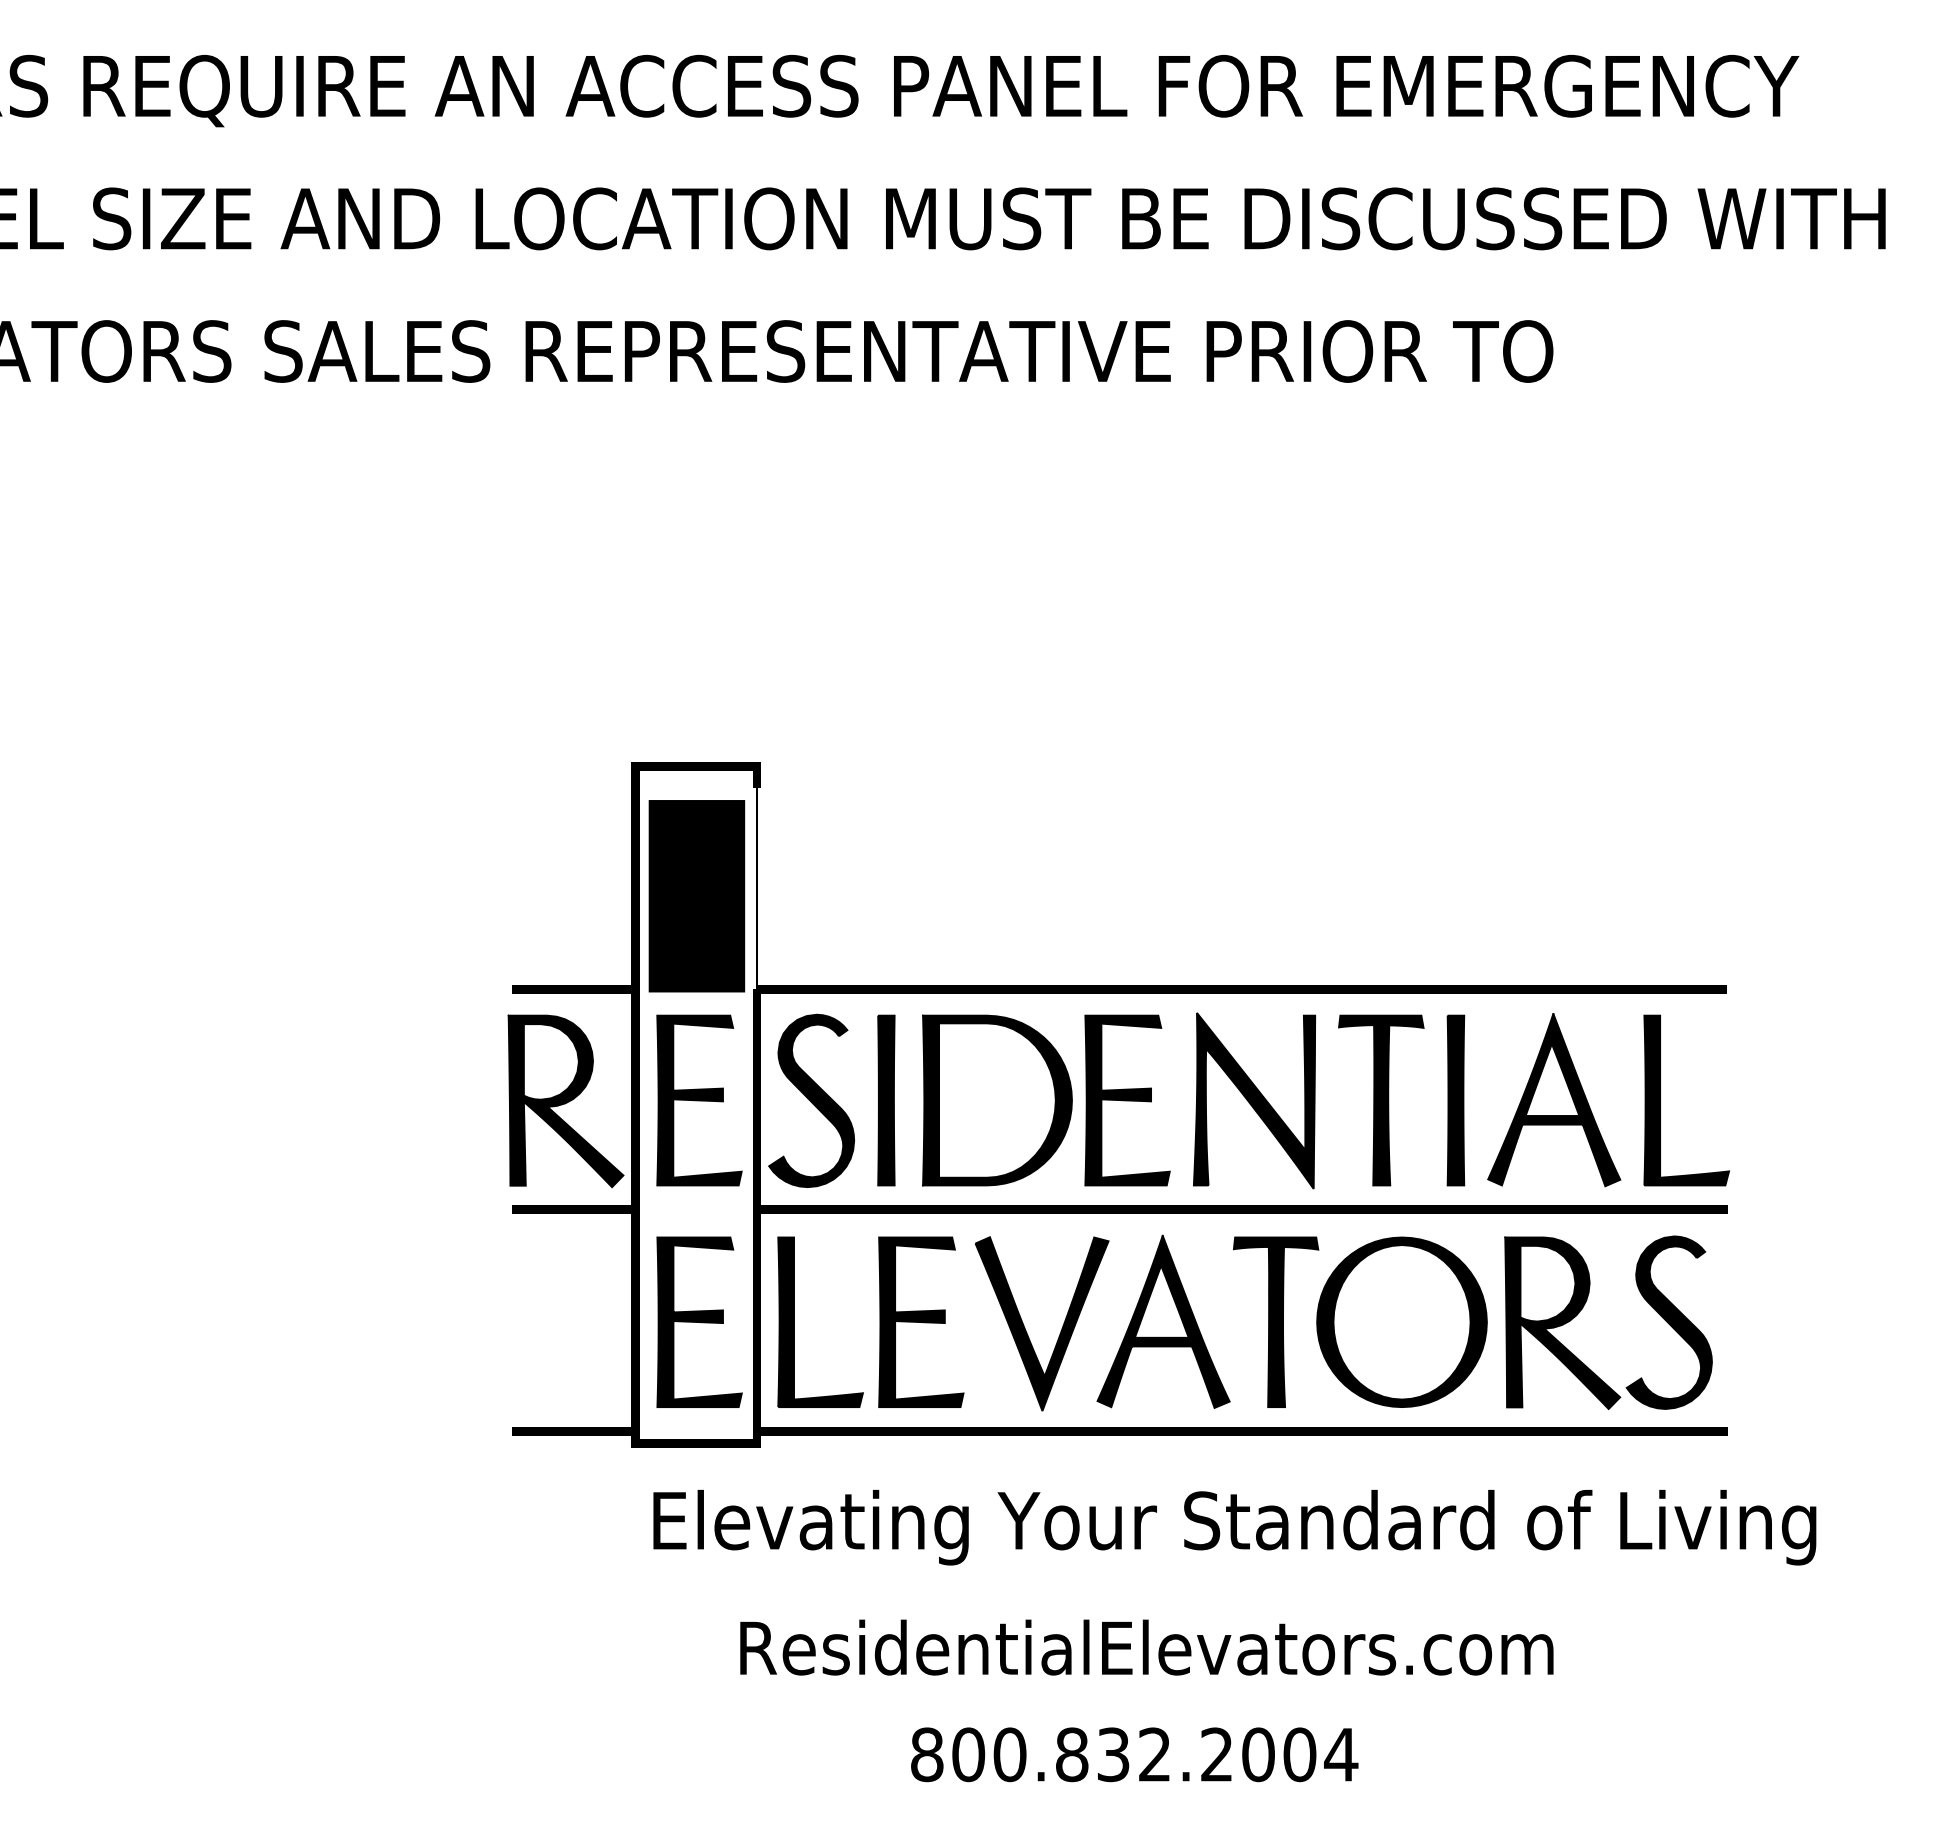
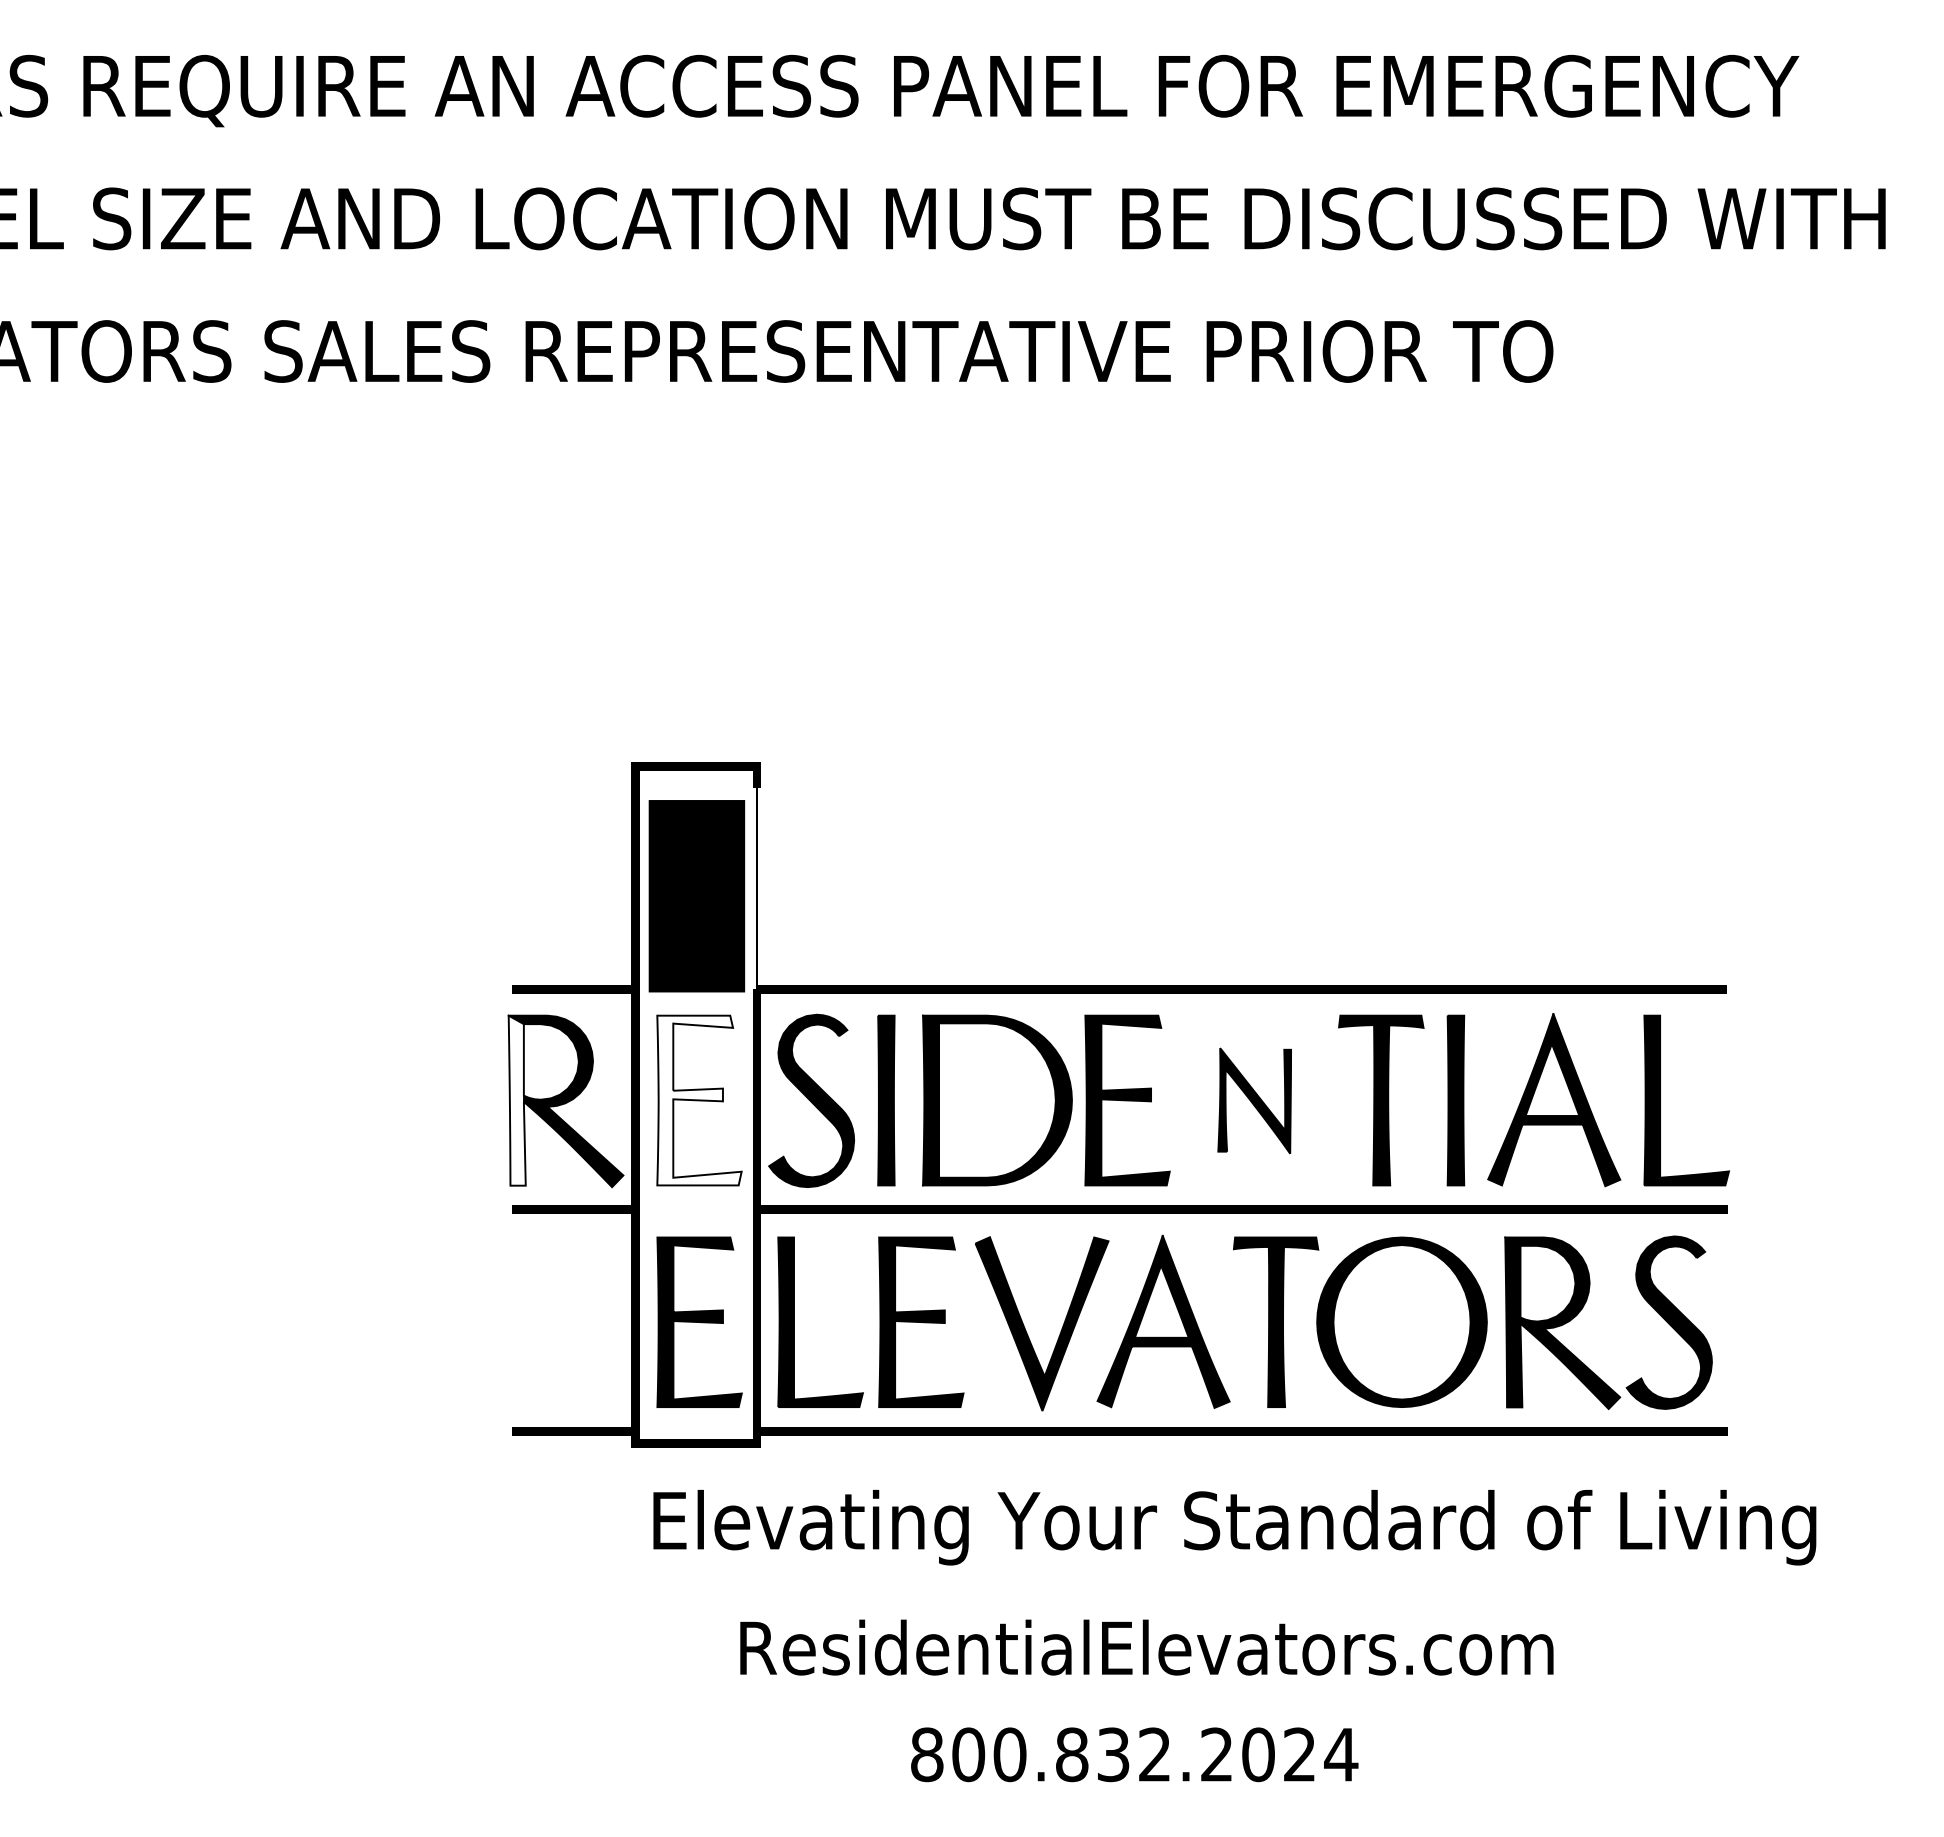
fill: present -> none (516, 1100)
fill: present -> none (699, 1100)
part size: 124x178 px -> 75x108 px (1254, 1100)
text: 800.832.2004 -> 800.832.2024 (1299, 1754)
